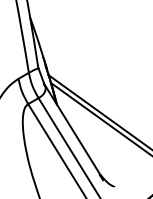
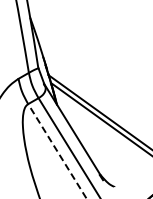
line: solid -> dashed (57, 150)
